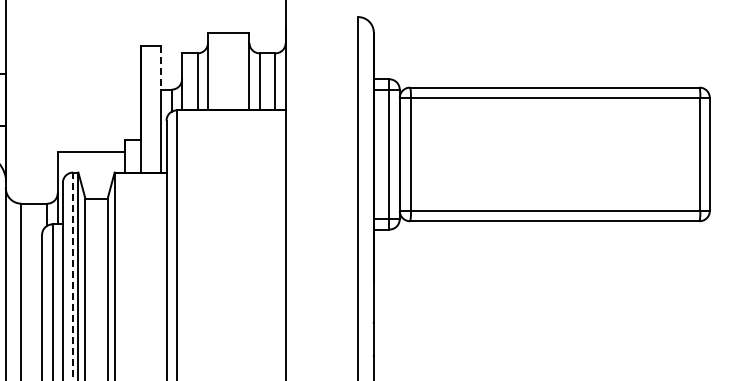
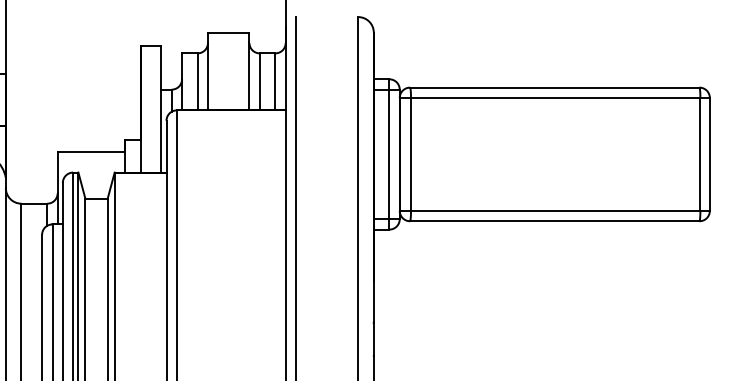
line: dashed -> solid (161, 68)
line: none -> present (296, 197)
line: dashed -> solid (73, 276)
